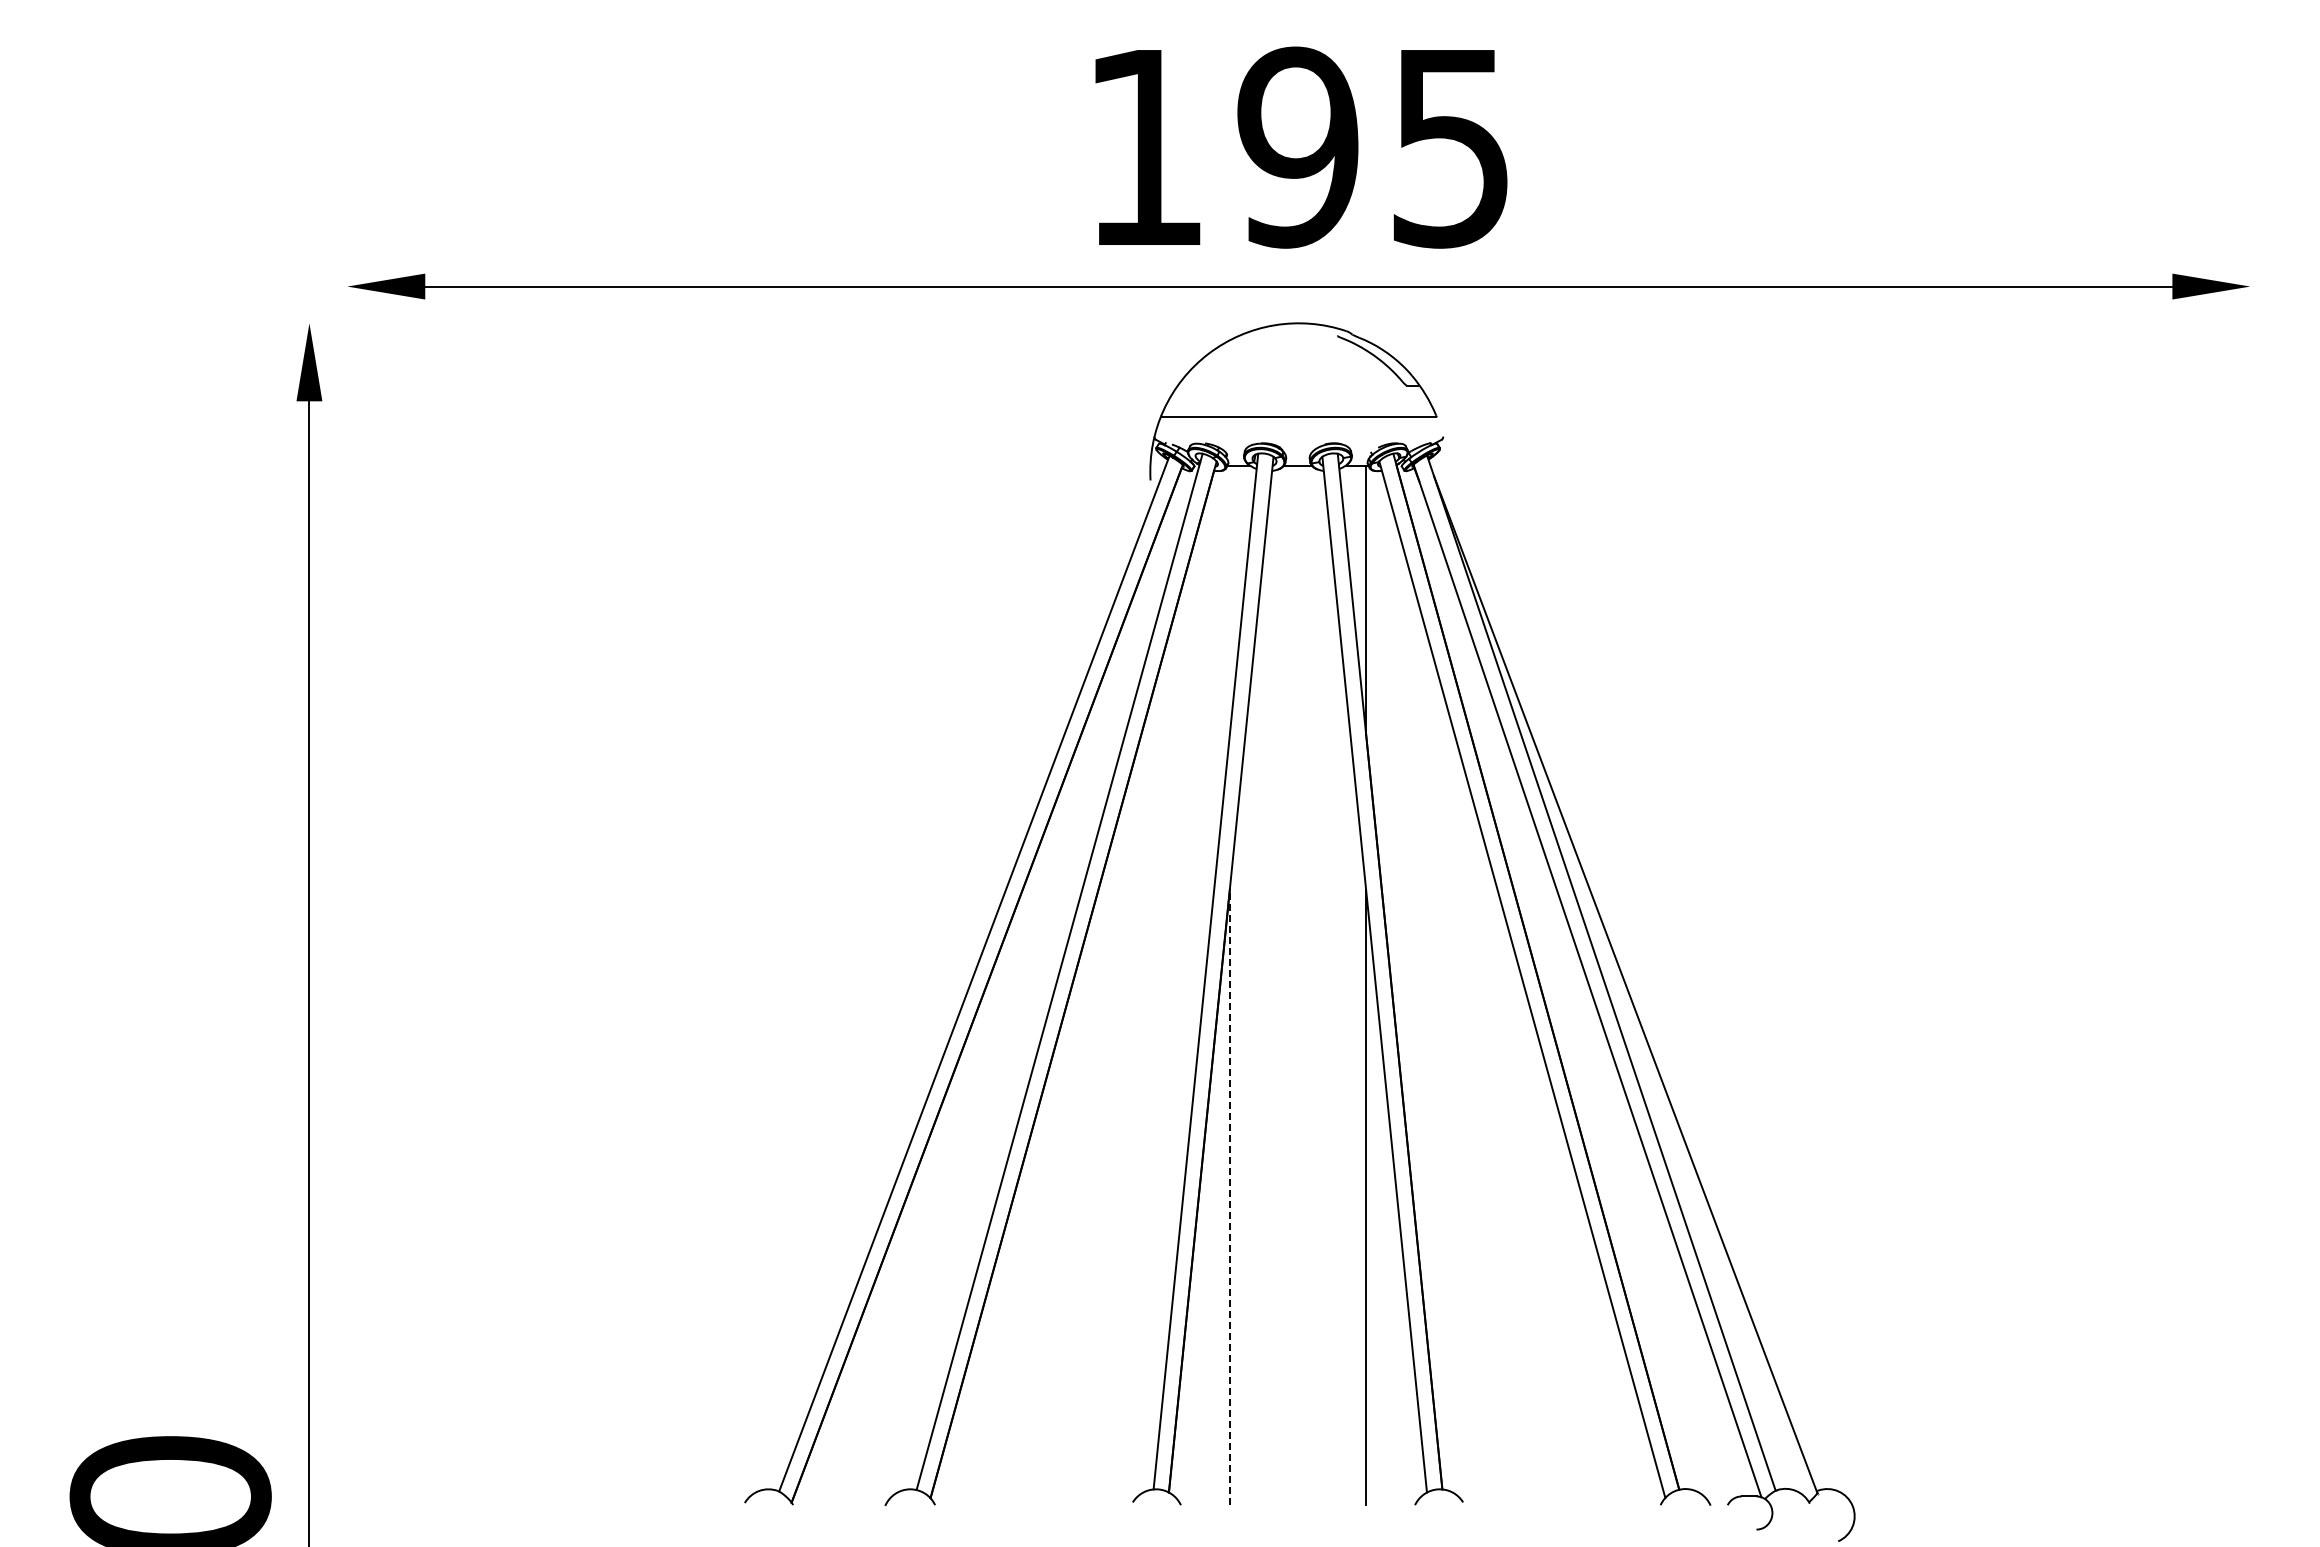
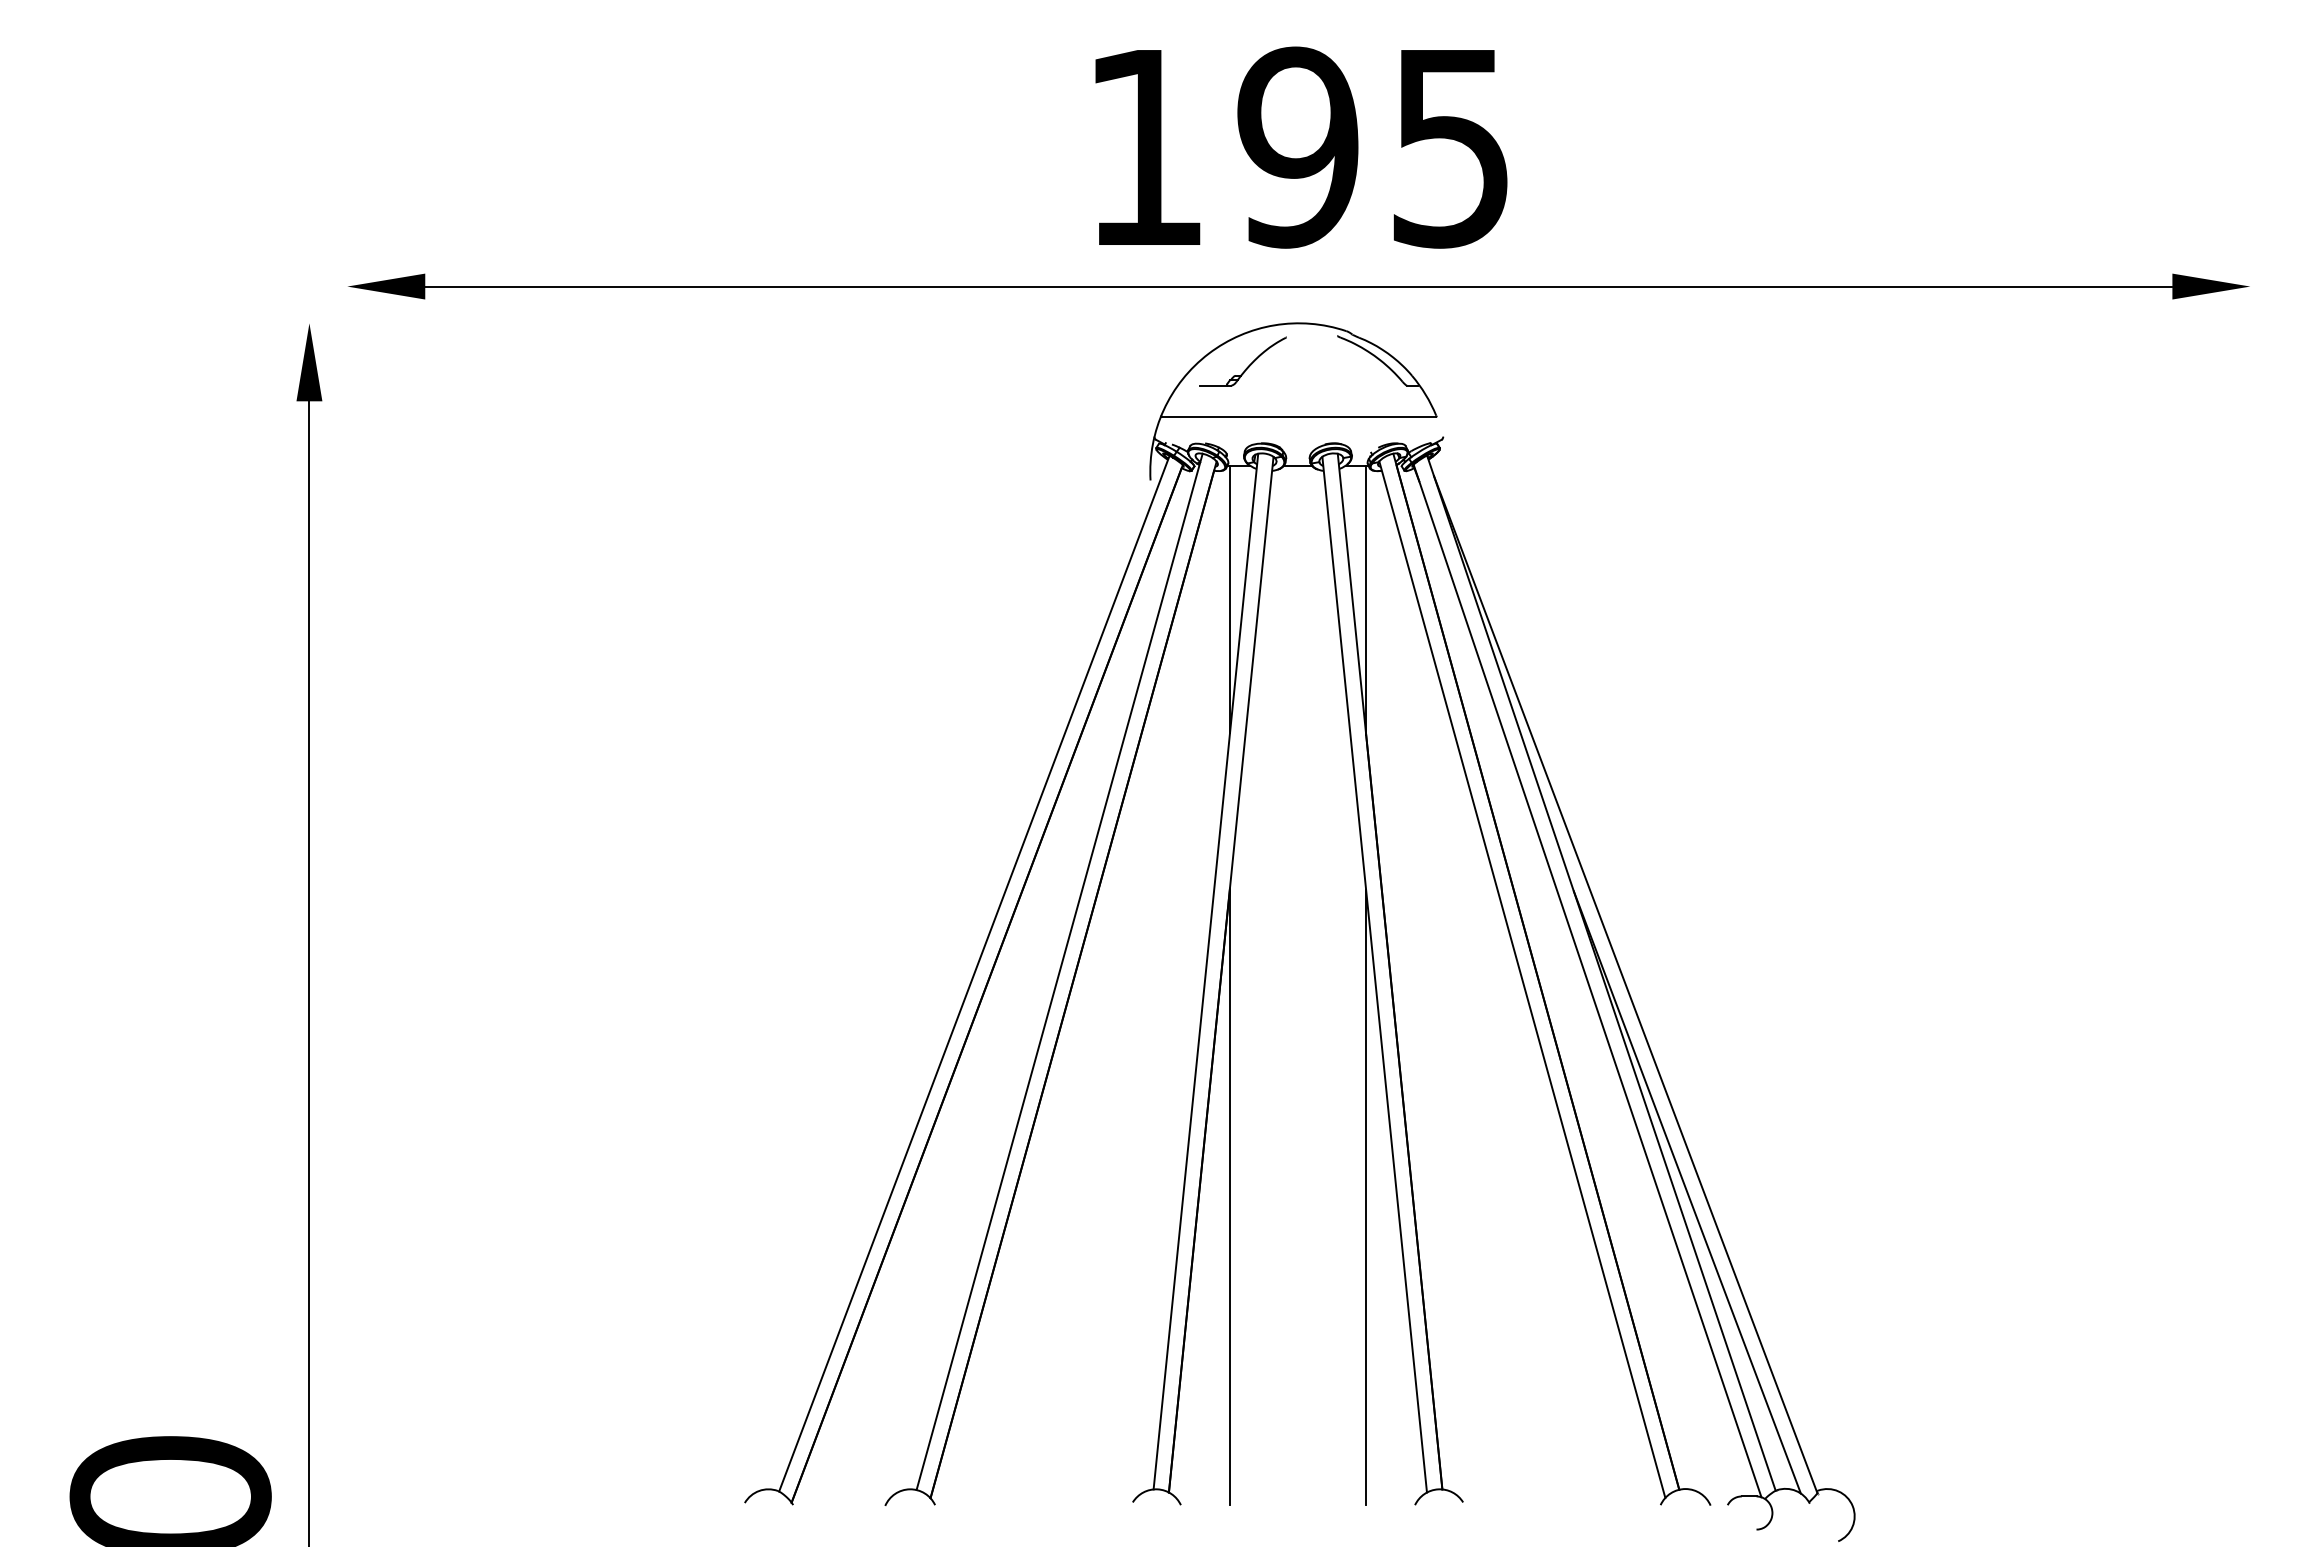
part: none -> present (1247, 366)
line: none -> present (1229, 599)
line: none -> present (1686, 1192)
line: dashed -> solid (1229, 1196)
